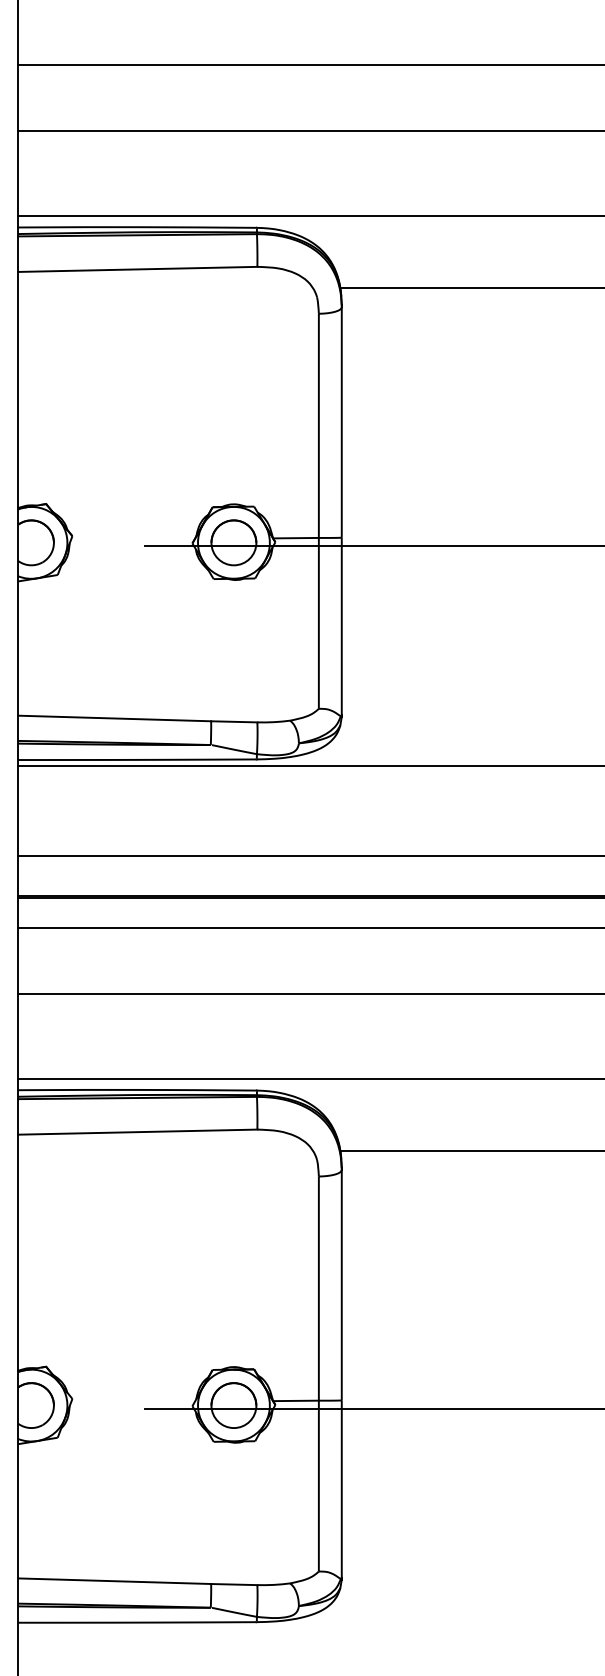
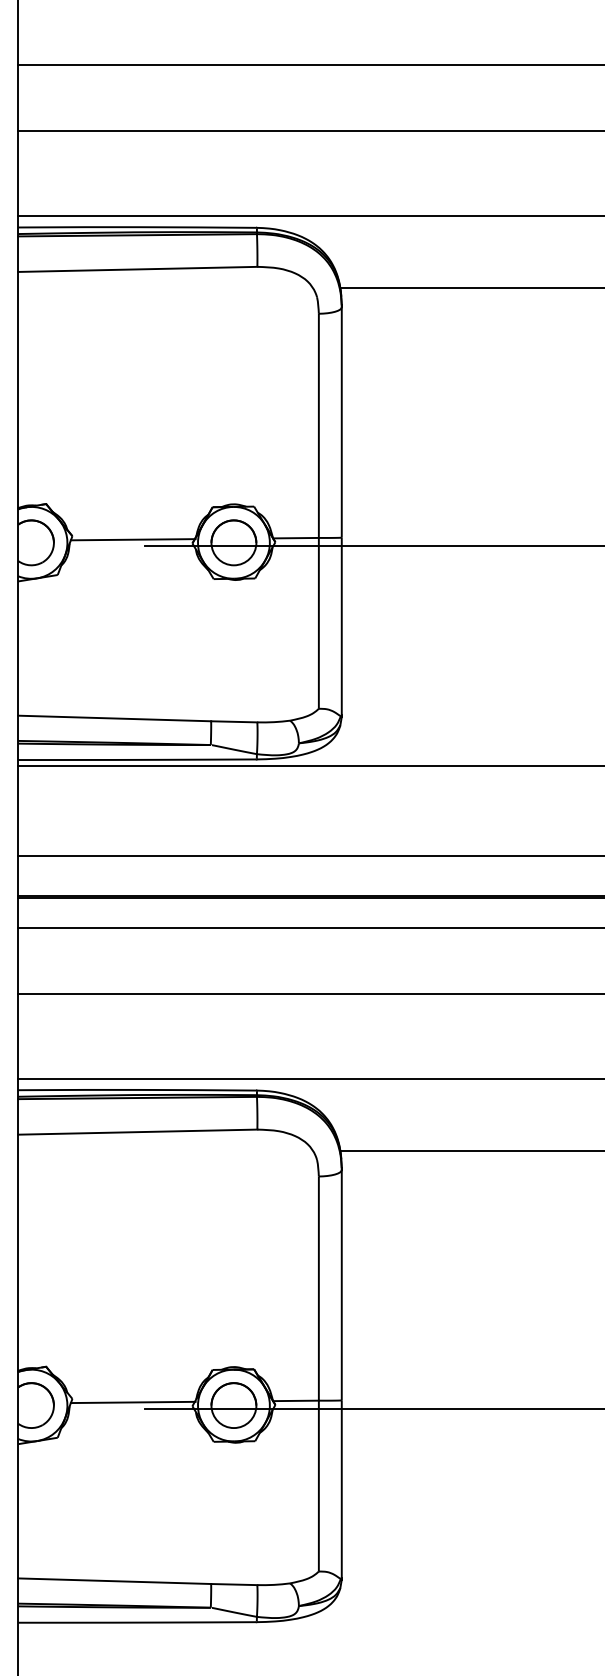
line: none -> present (132, 539)
line: none -> present (132, 1402)
